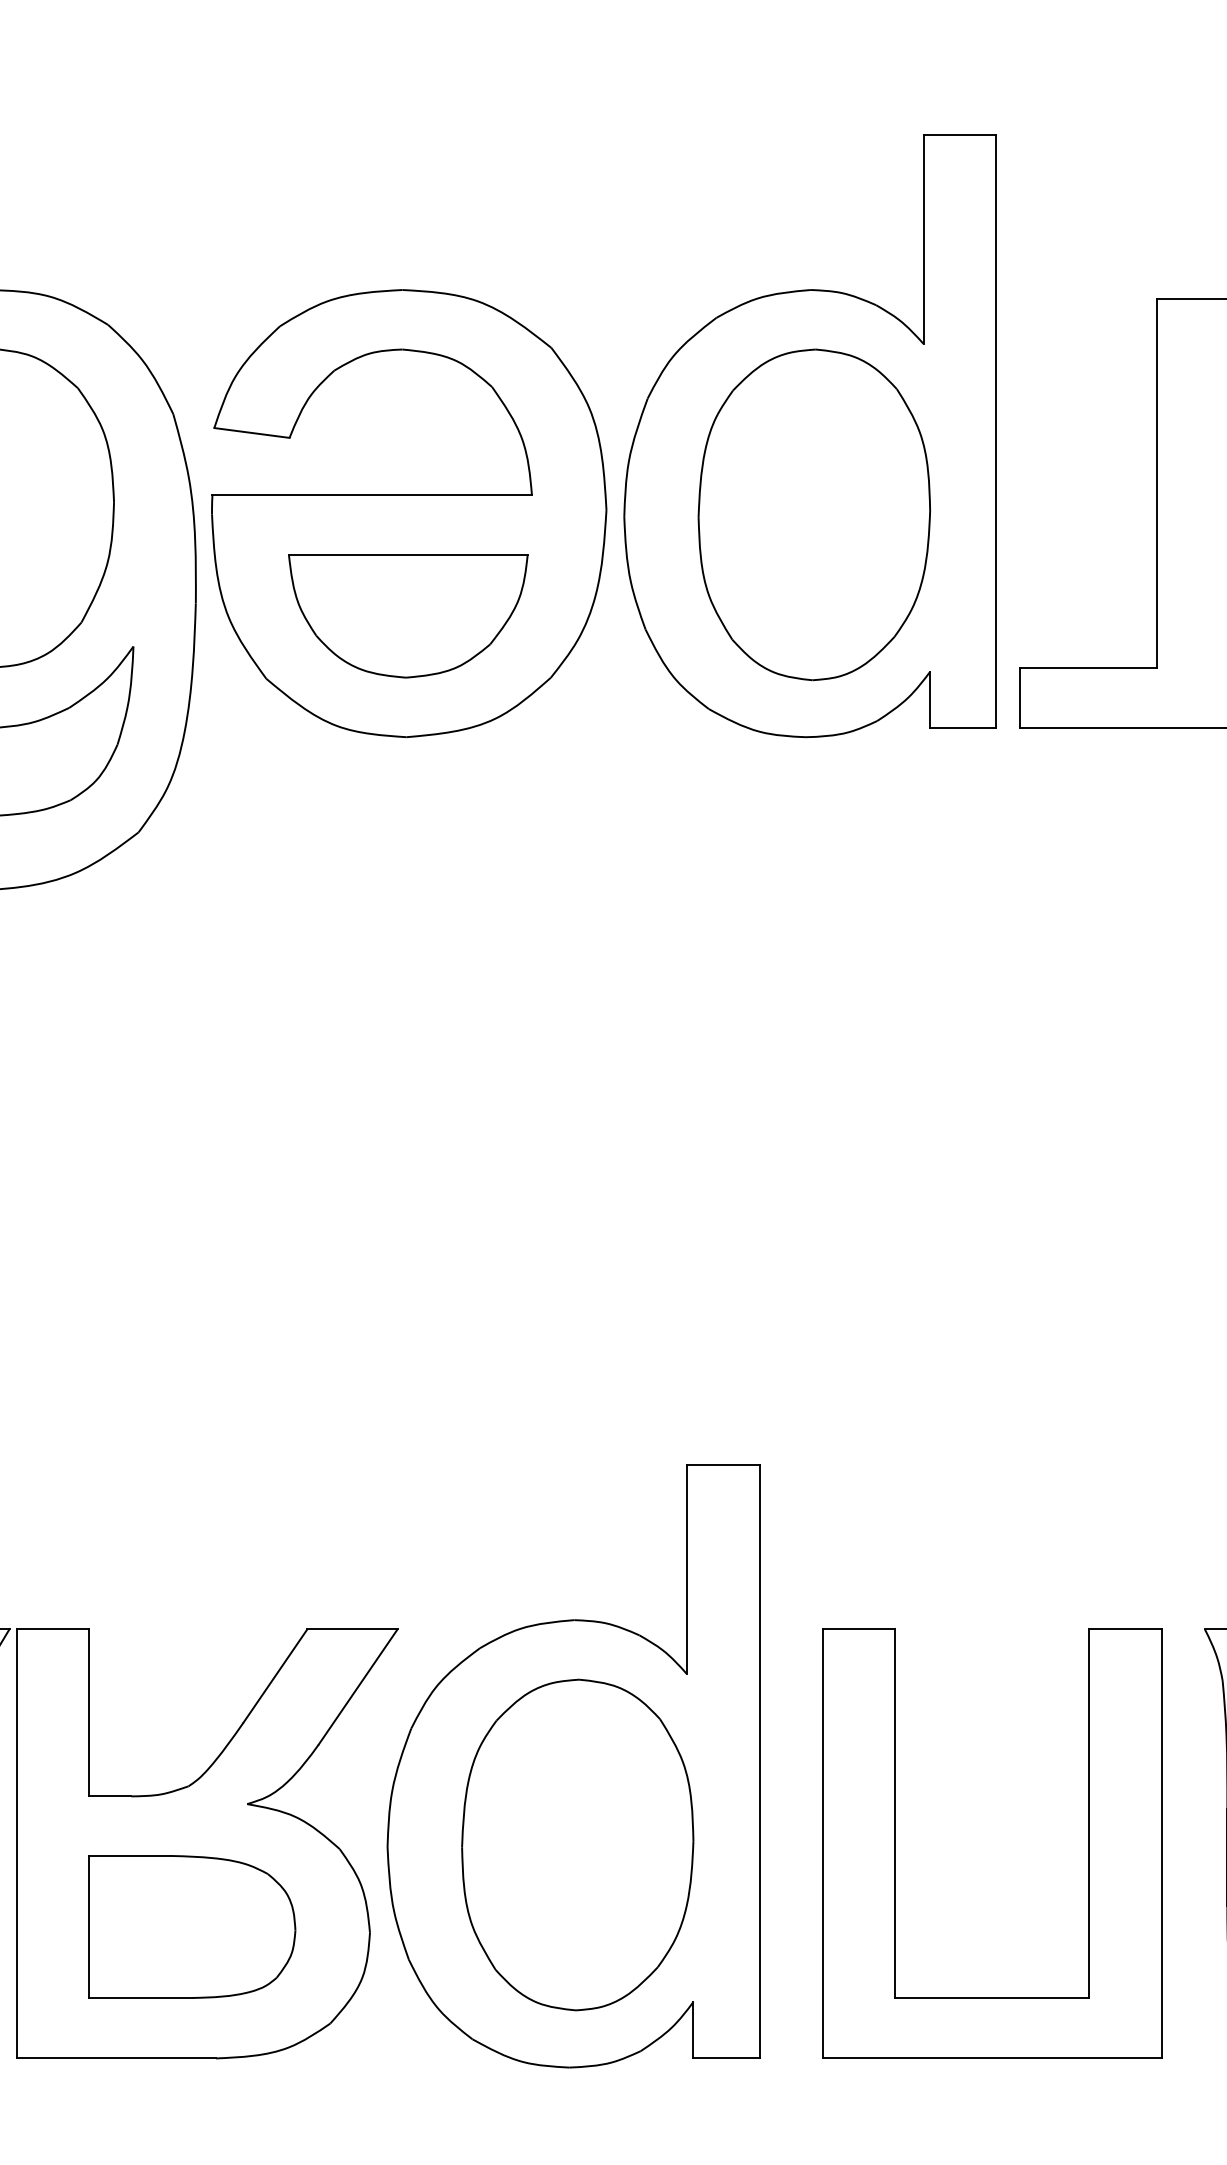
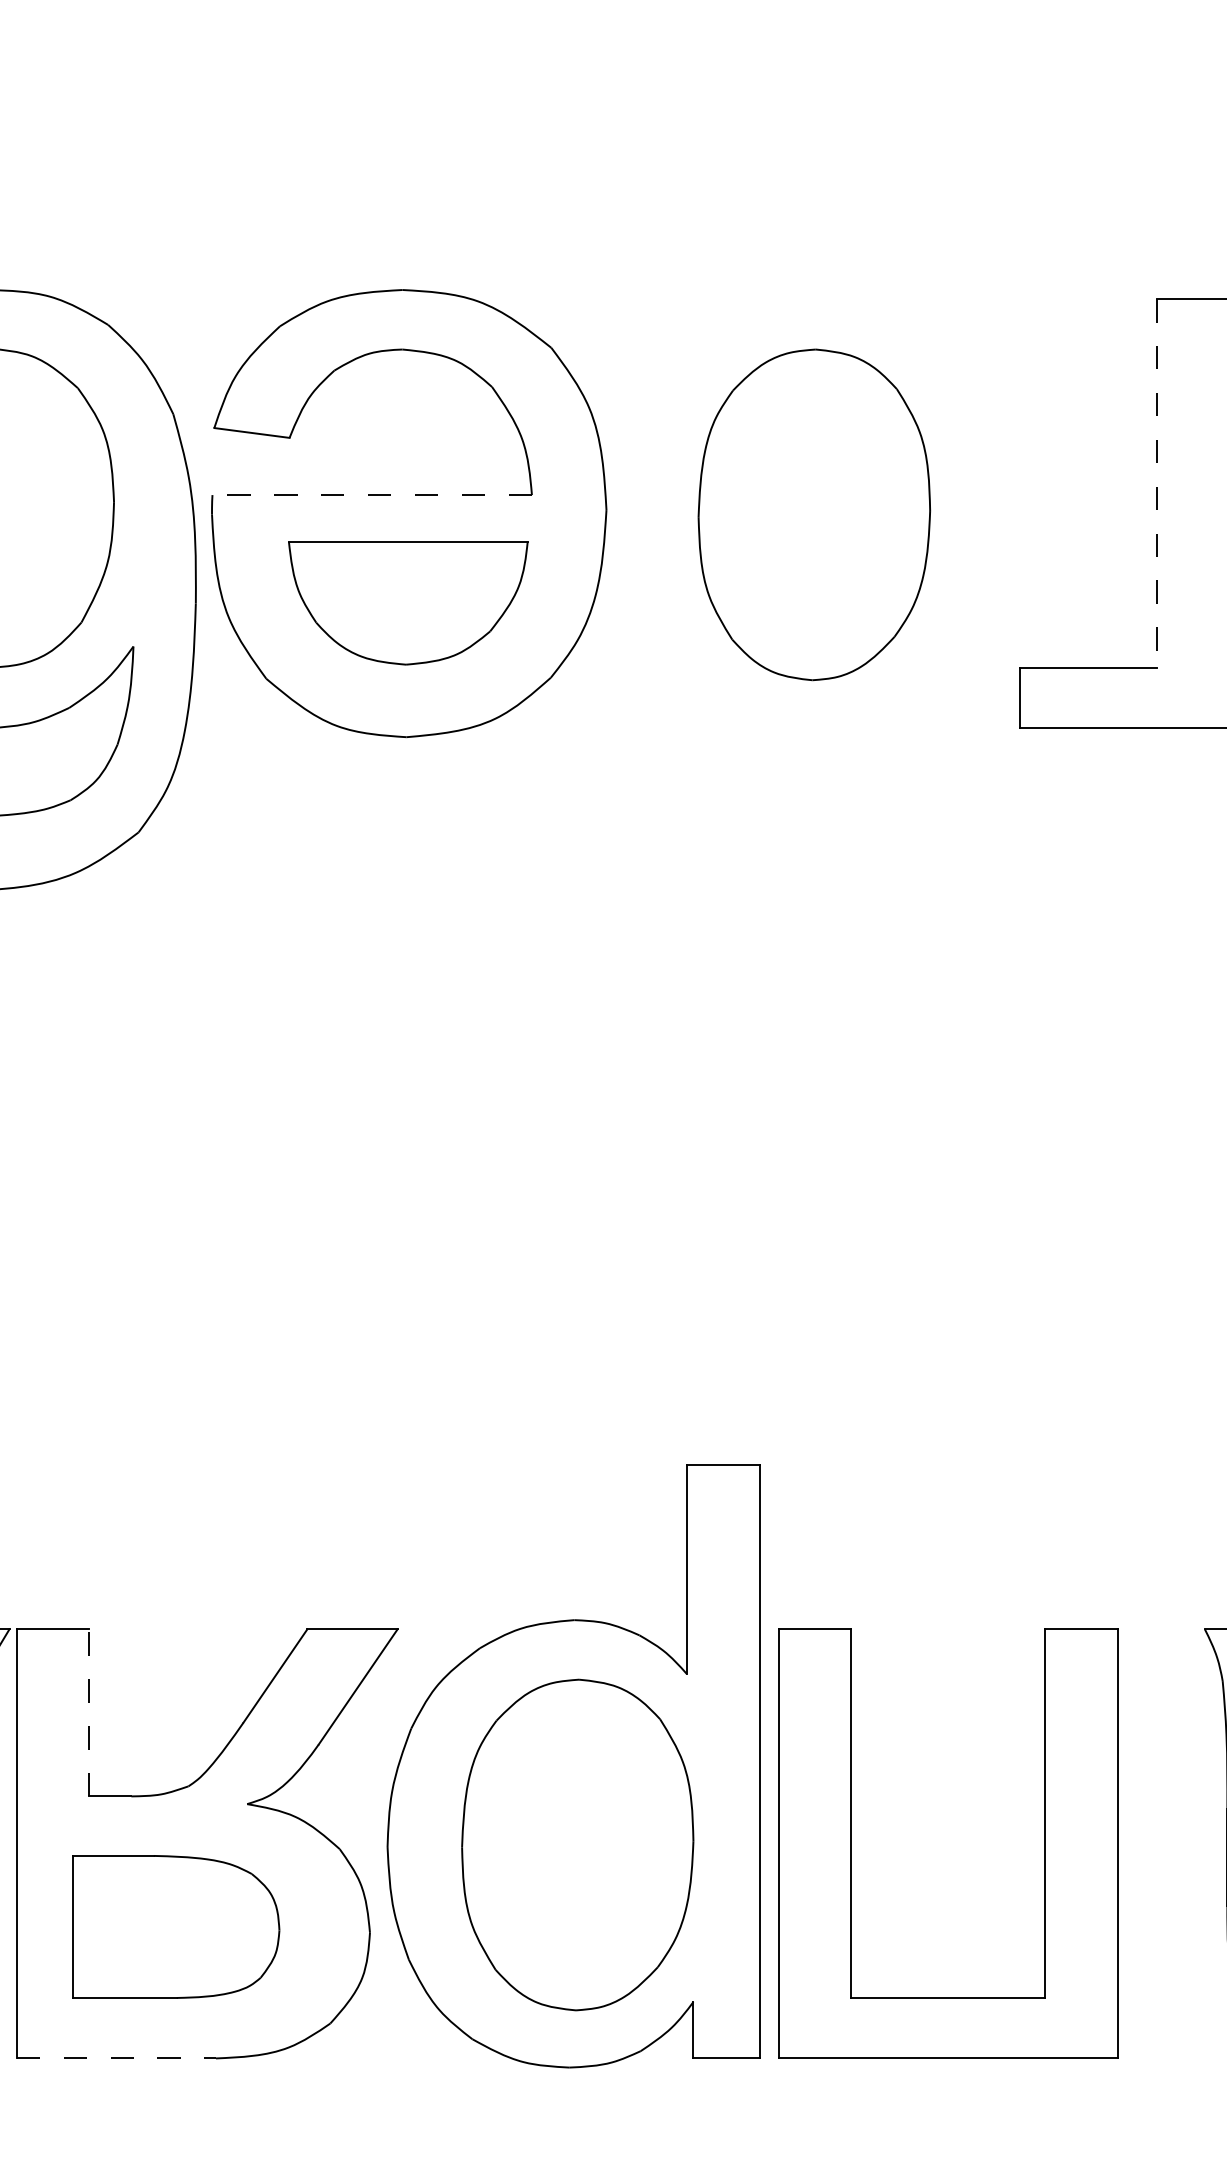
part: present -> none (809, 436)
line: solid -> dashed (1157, 483)
line: solid -> dashed (372, 495)
part position: (408, 616) -> (408, 603) (408, 603)
line: solid -> dashed (89, 1712)
part position: (1088, 1843) -> (1044, 1843) (1044, 1843)
part position: (192, 1926) -> (176, 1926) (176, 1926)
line: solid -> dashed (116, 2058)
